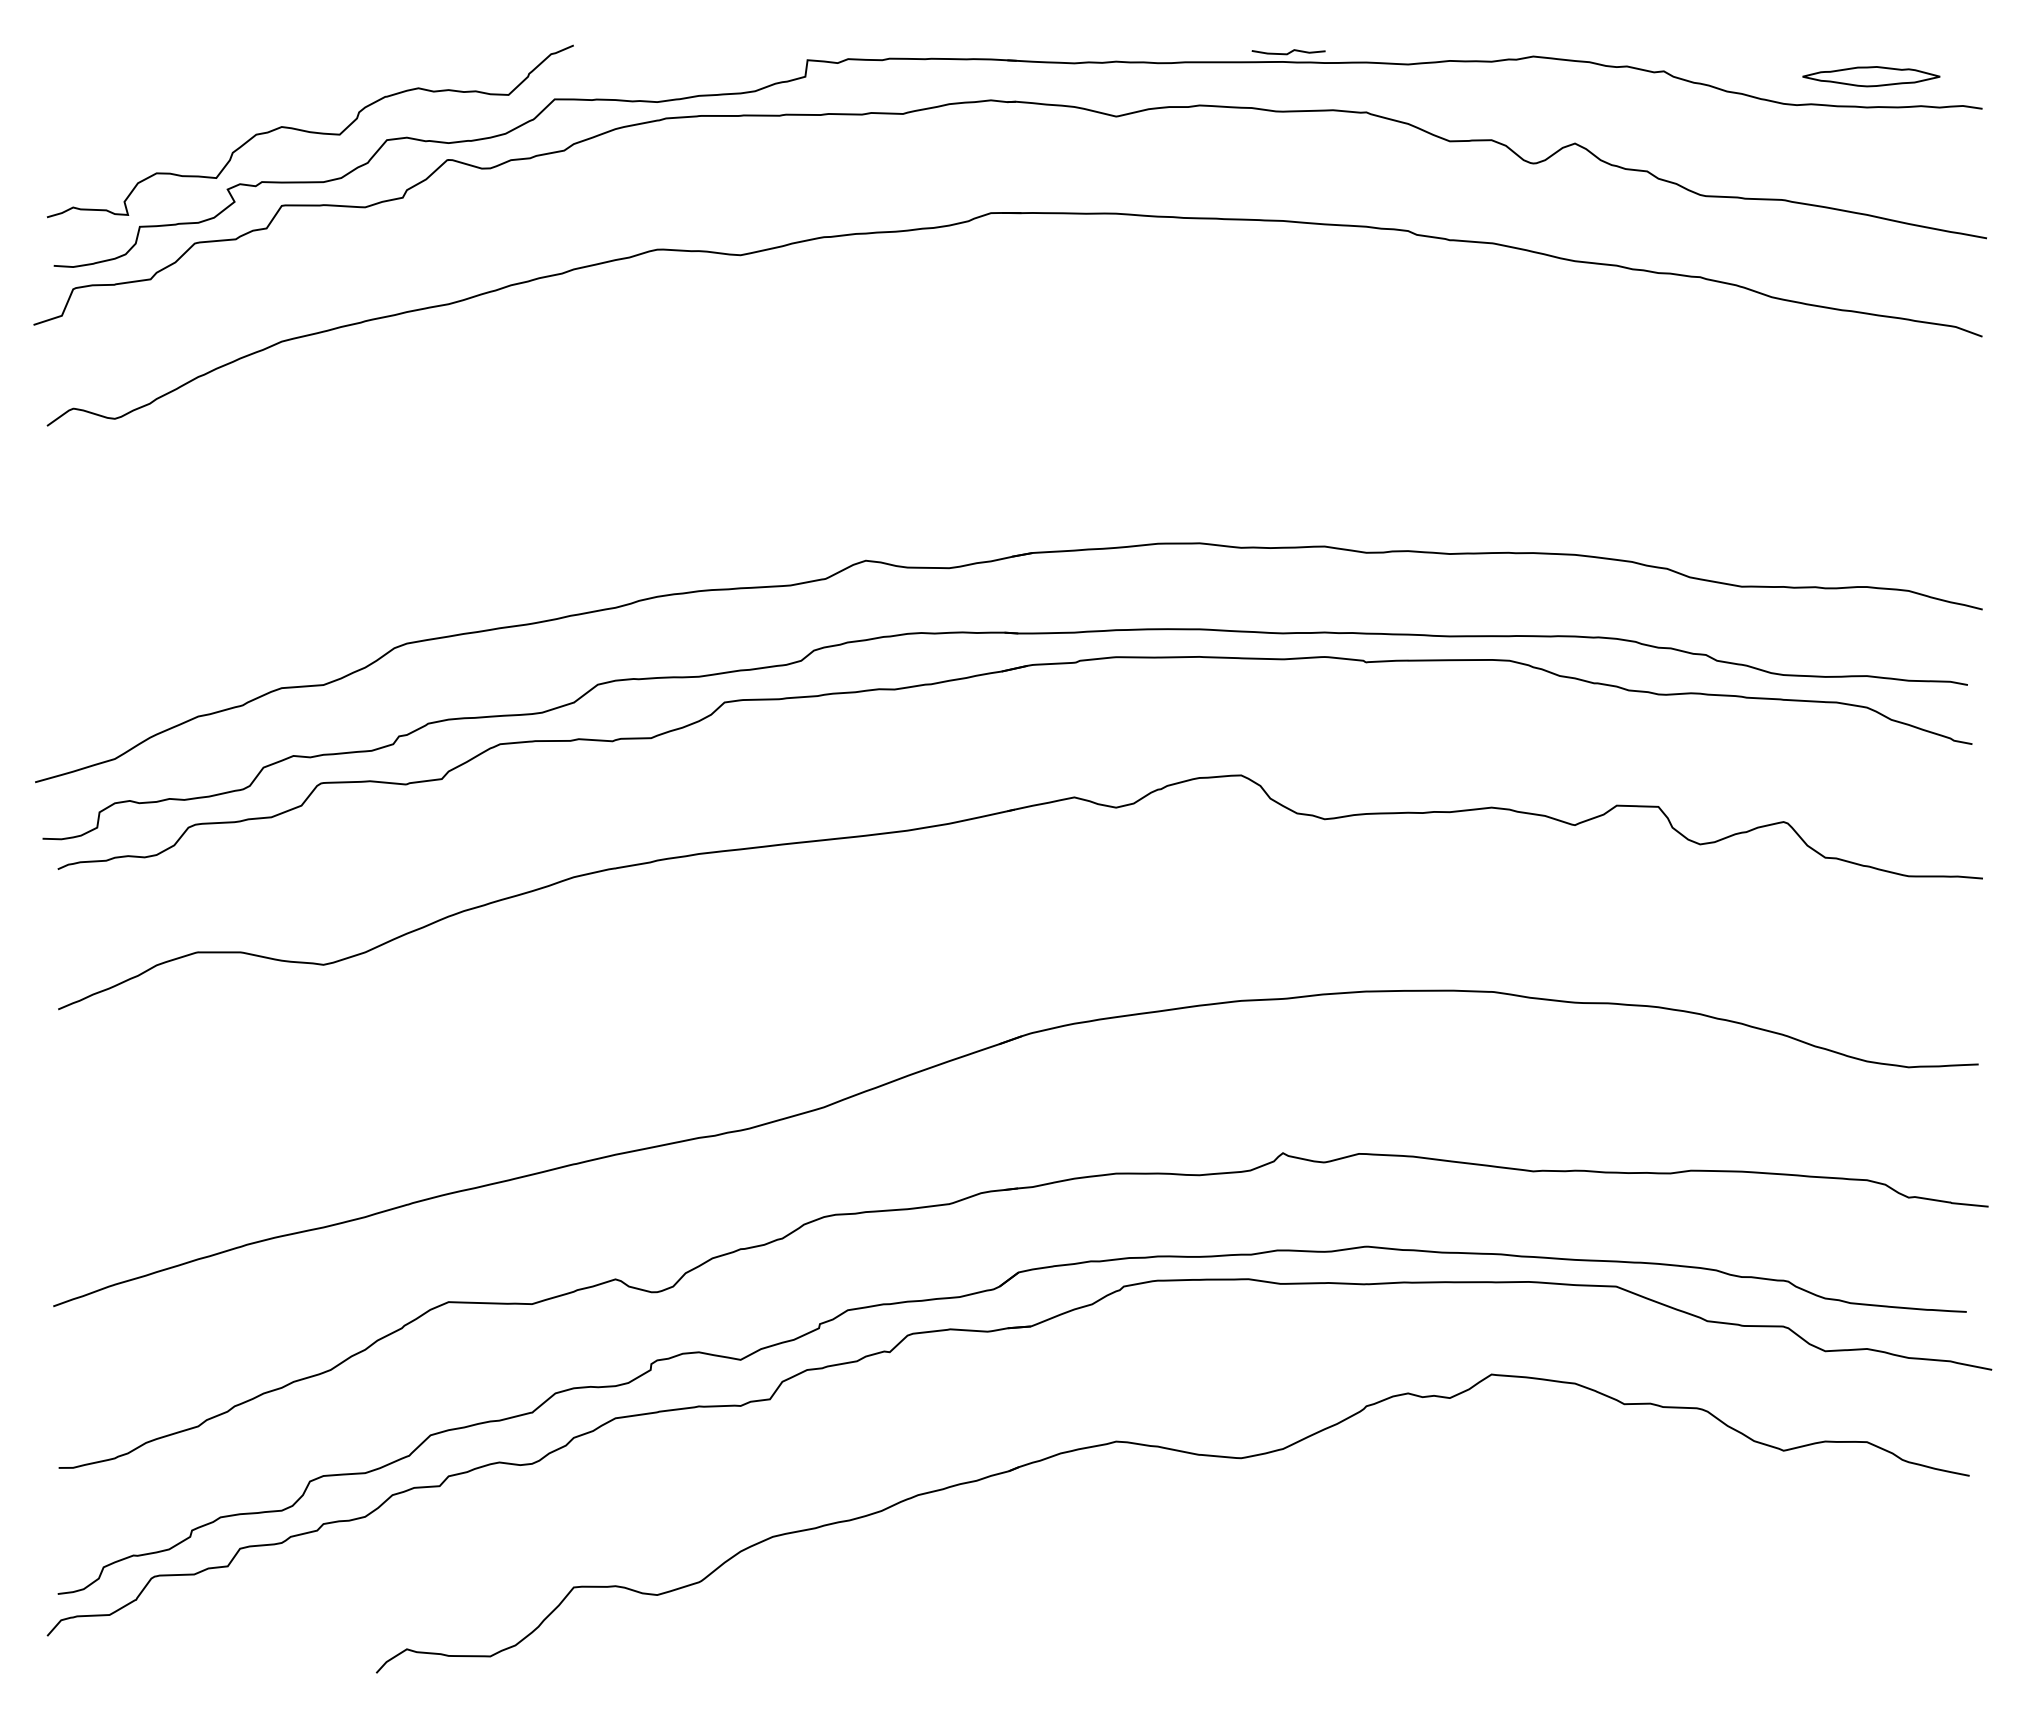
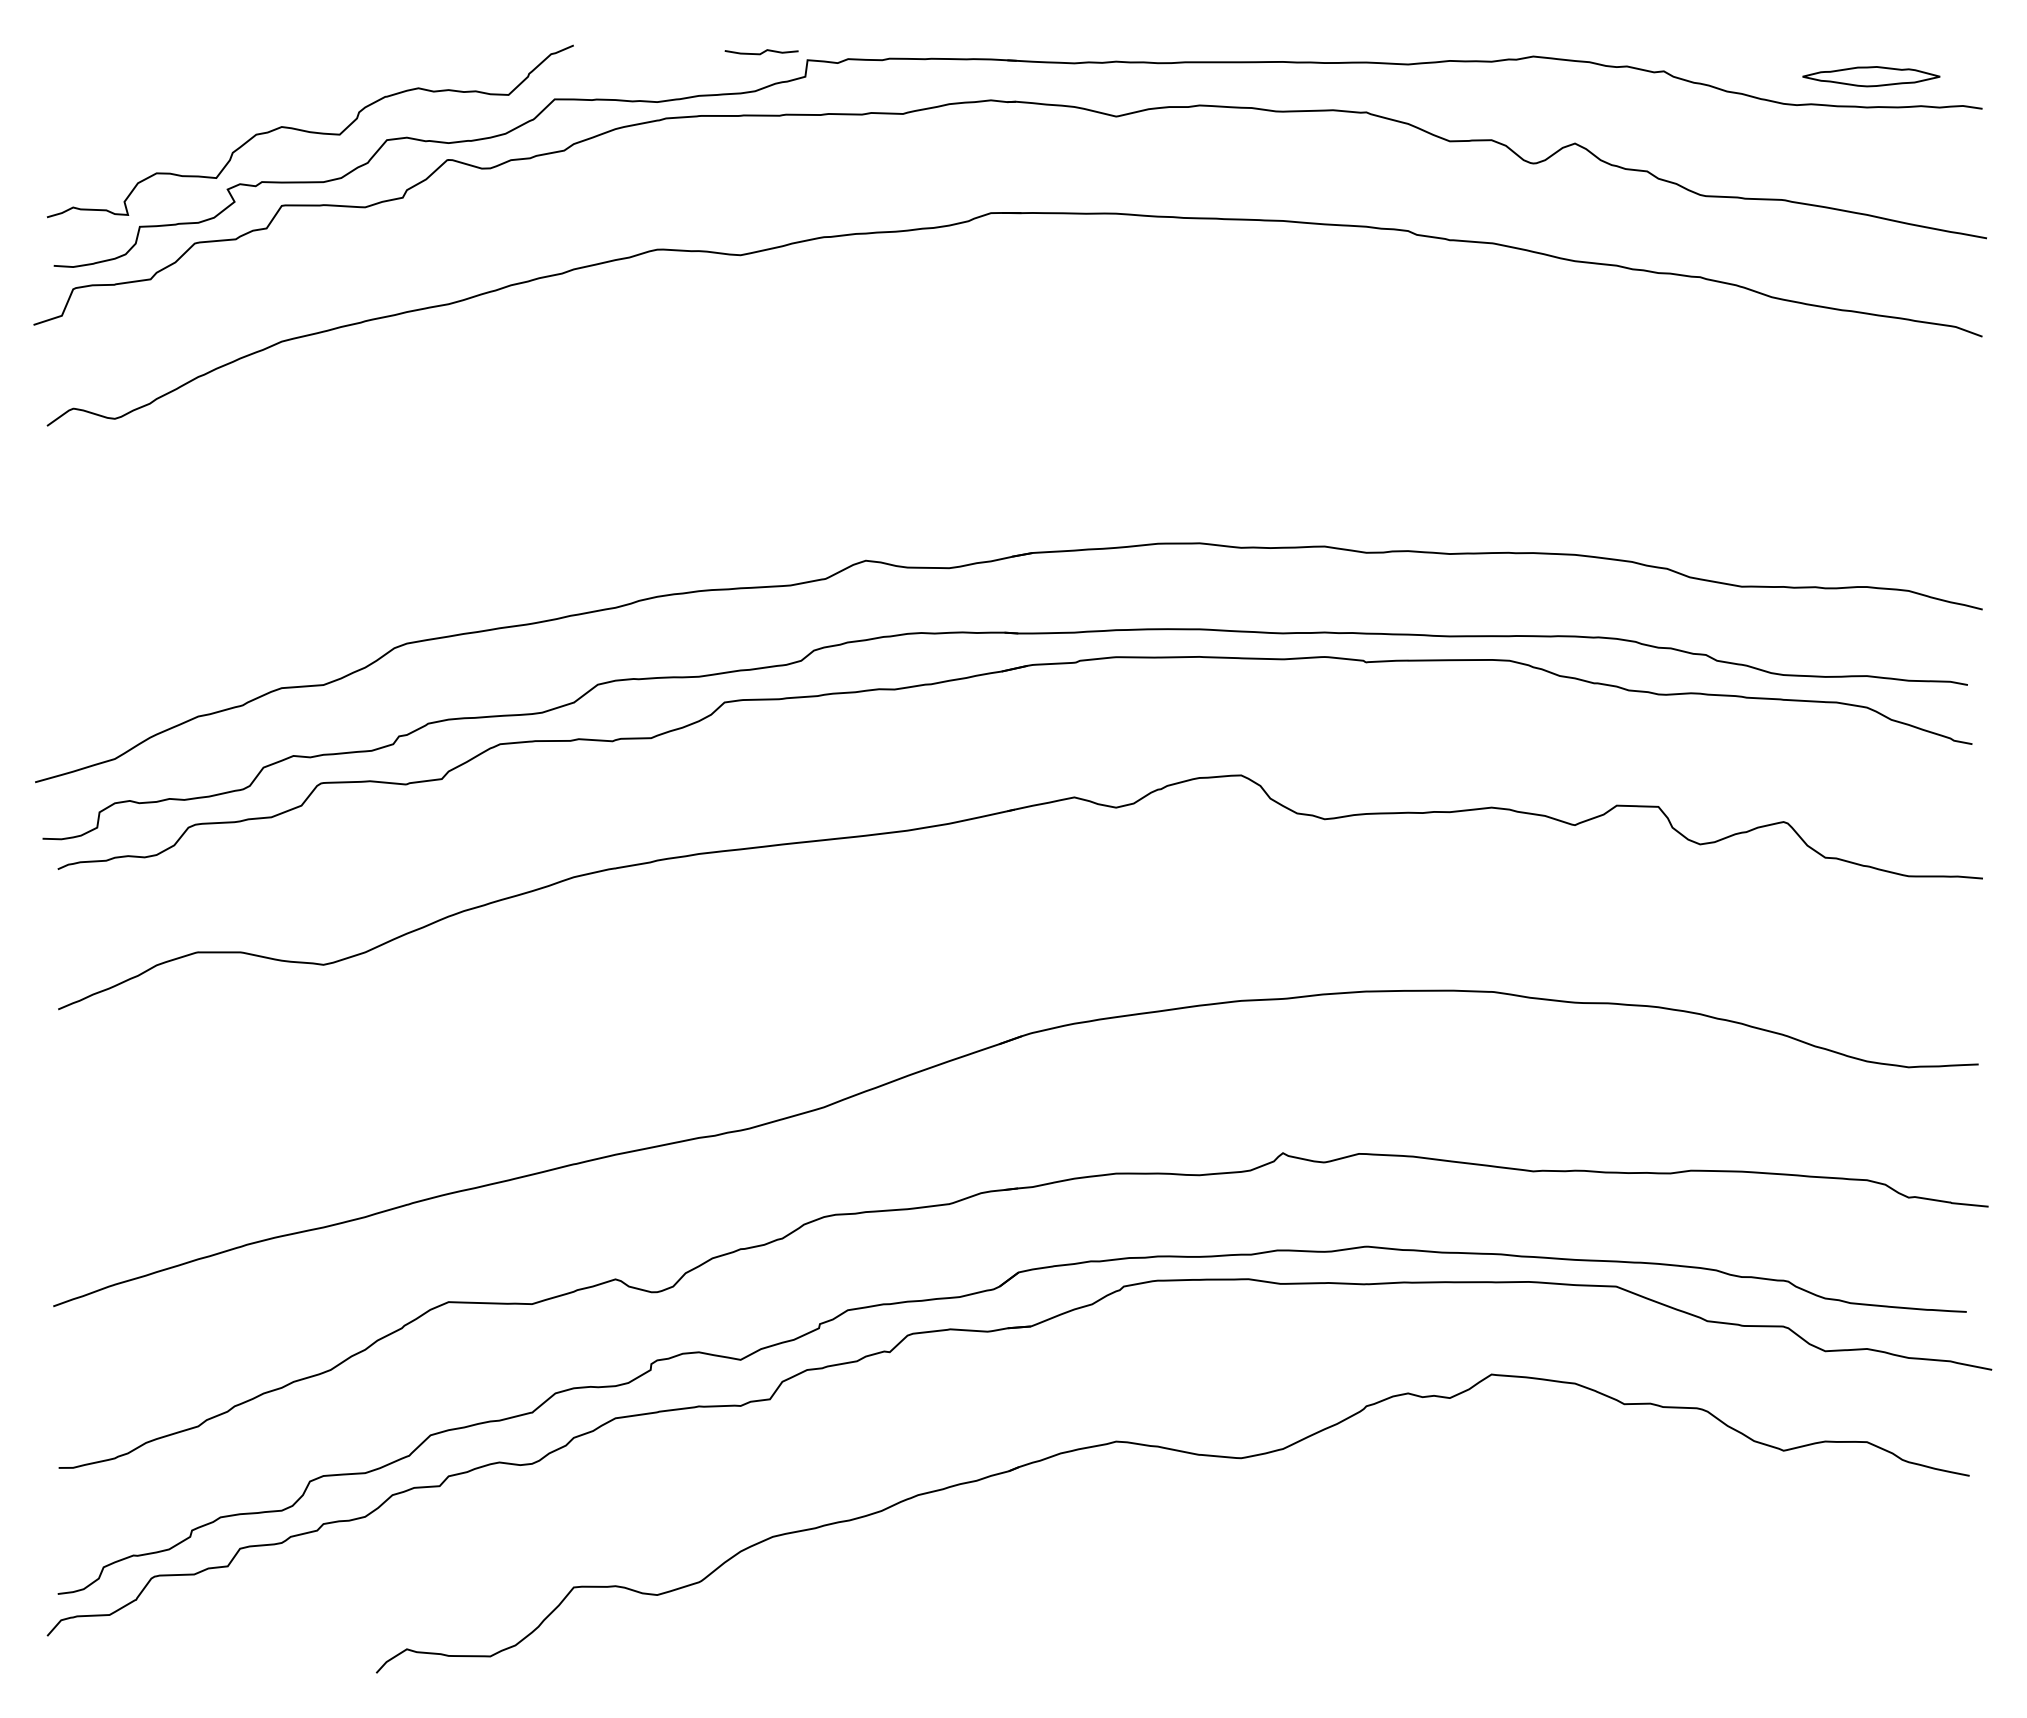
curve position: (1288, 52) -> (761, 52) (761, 52)
